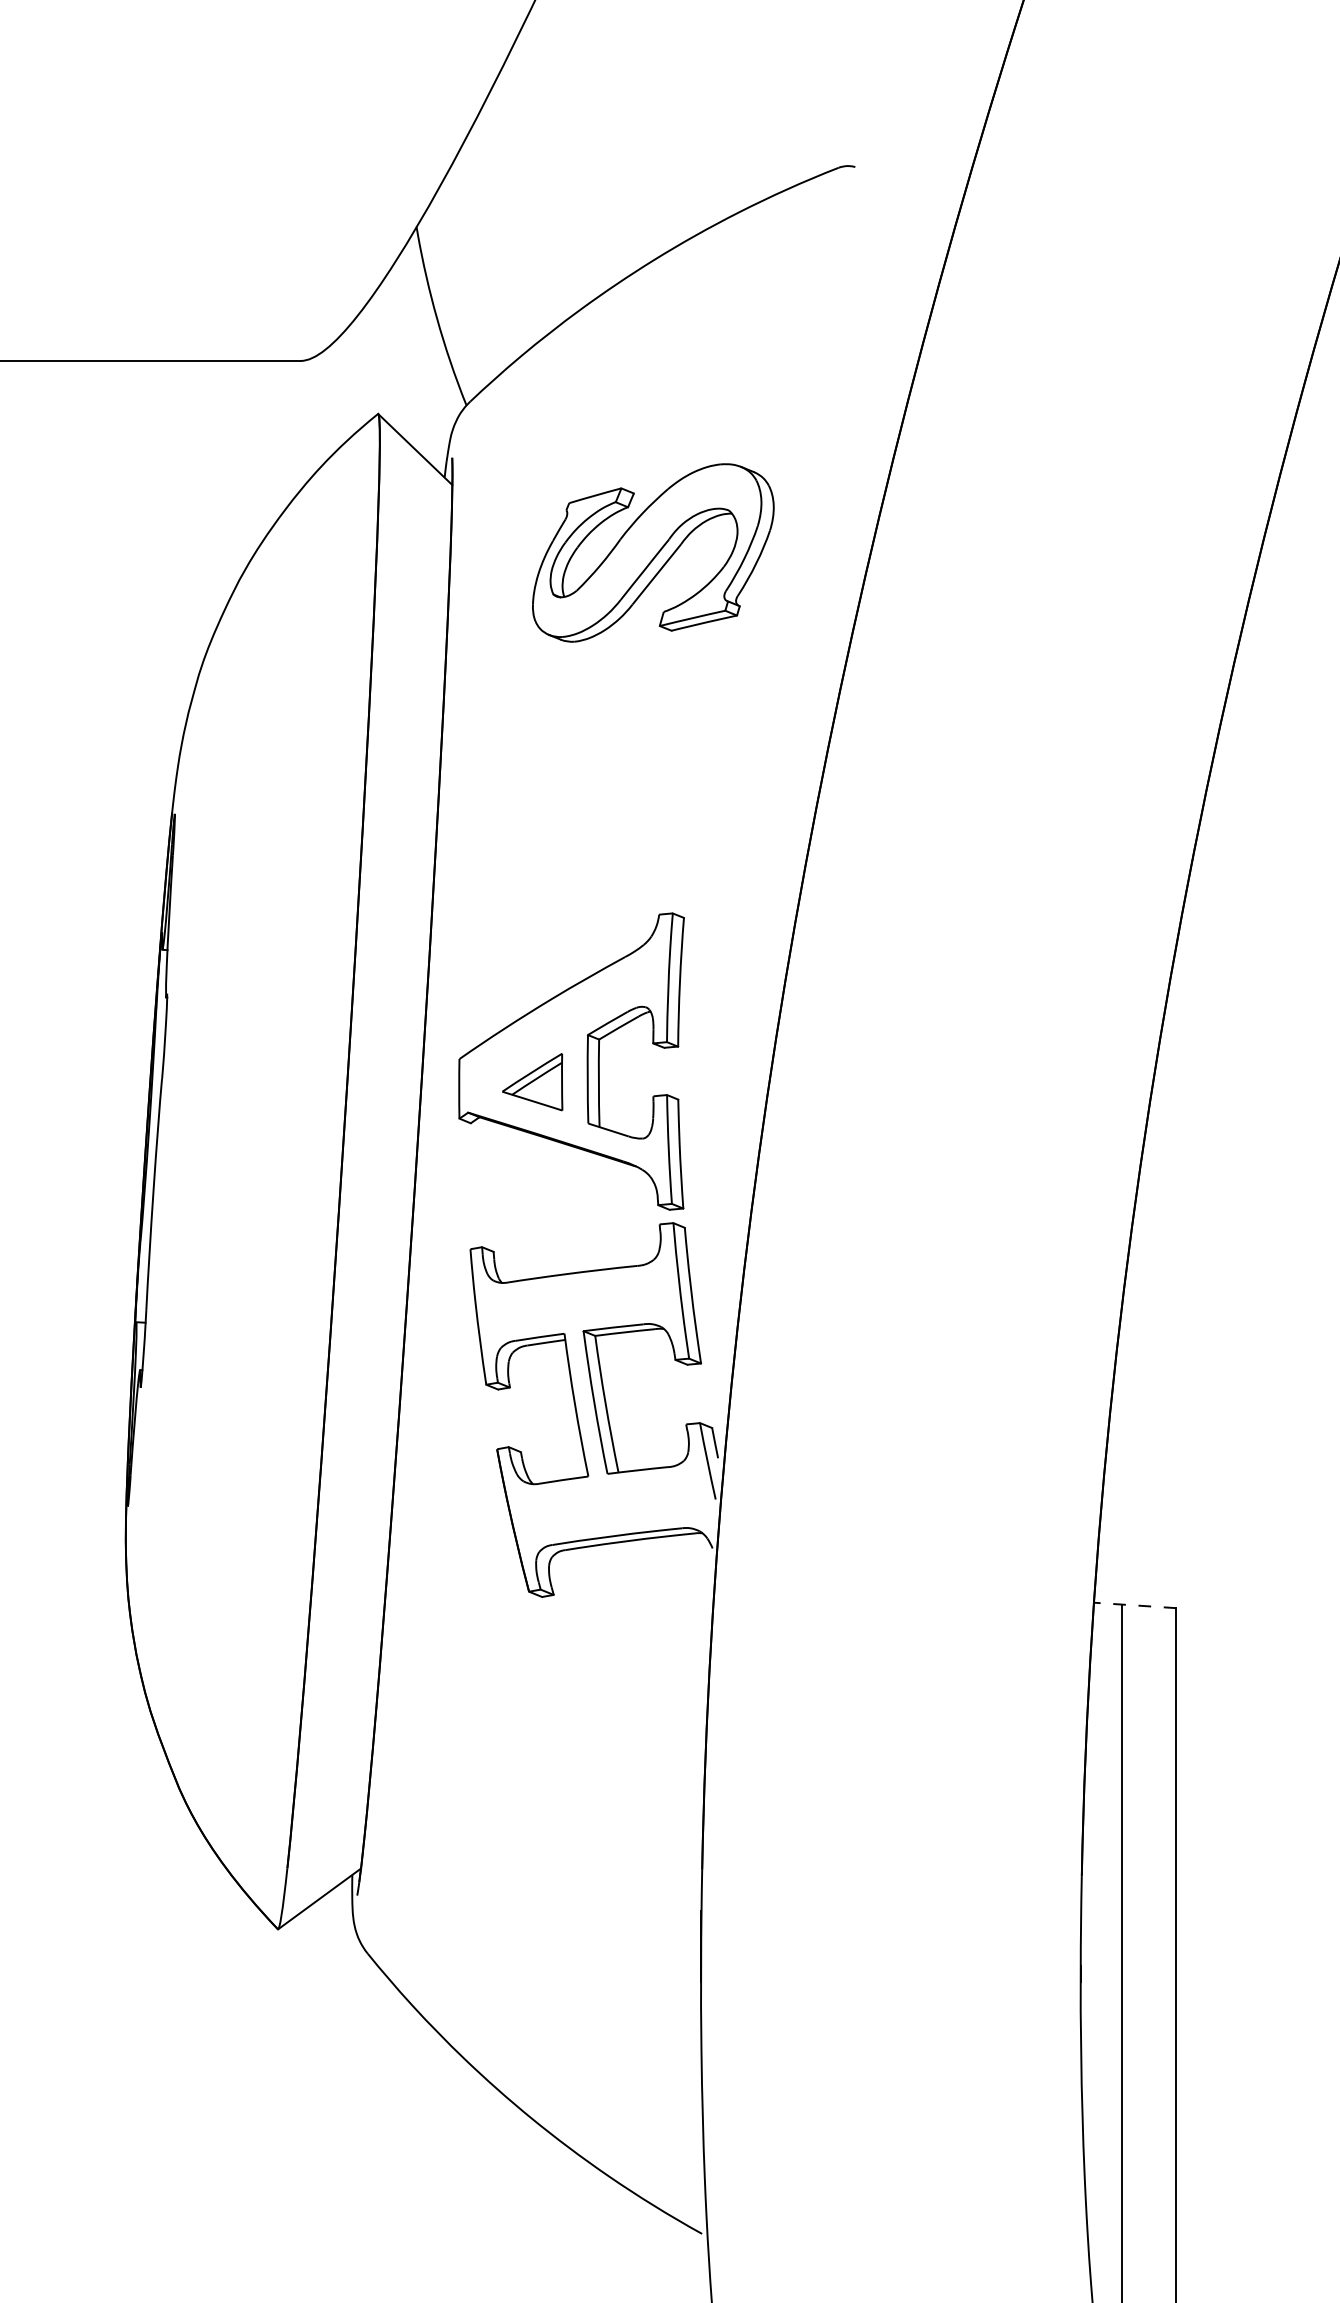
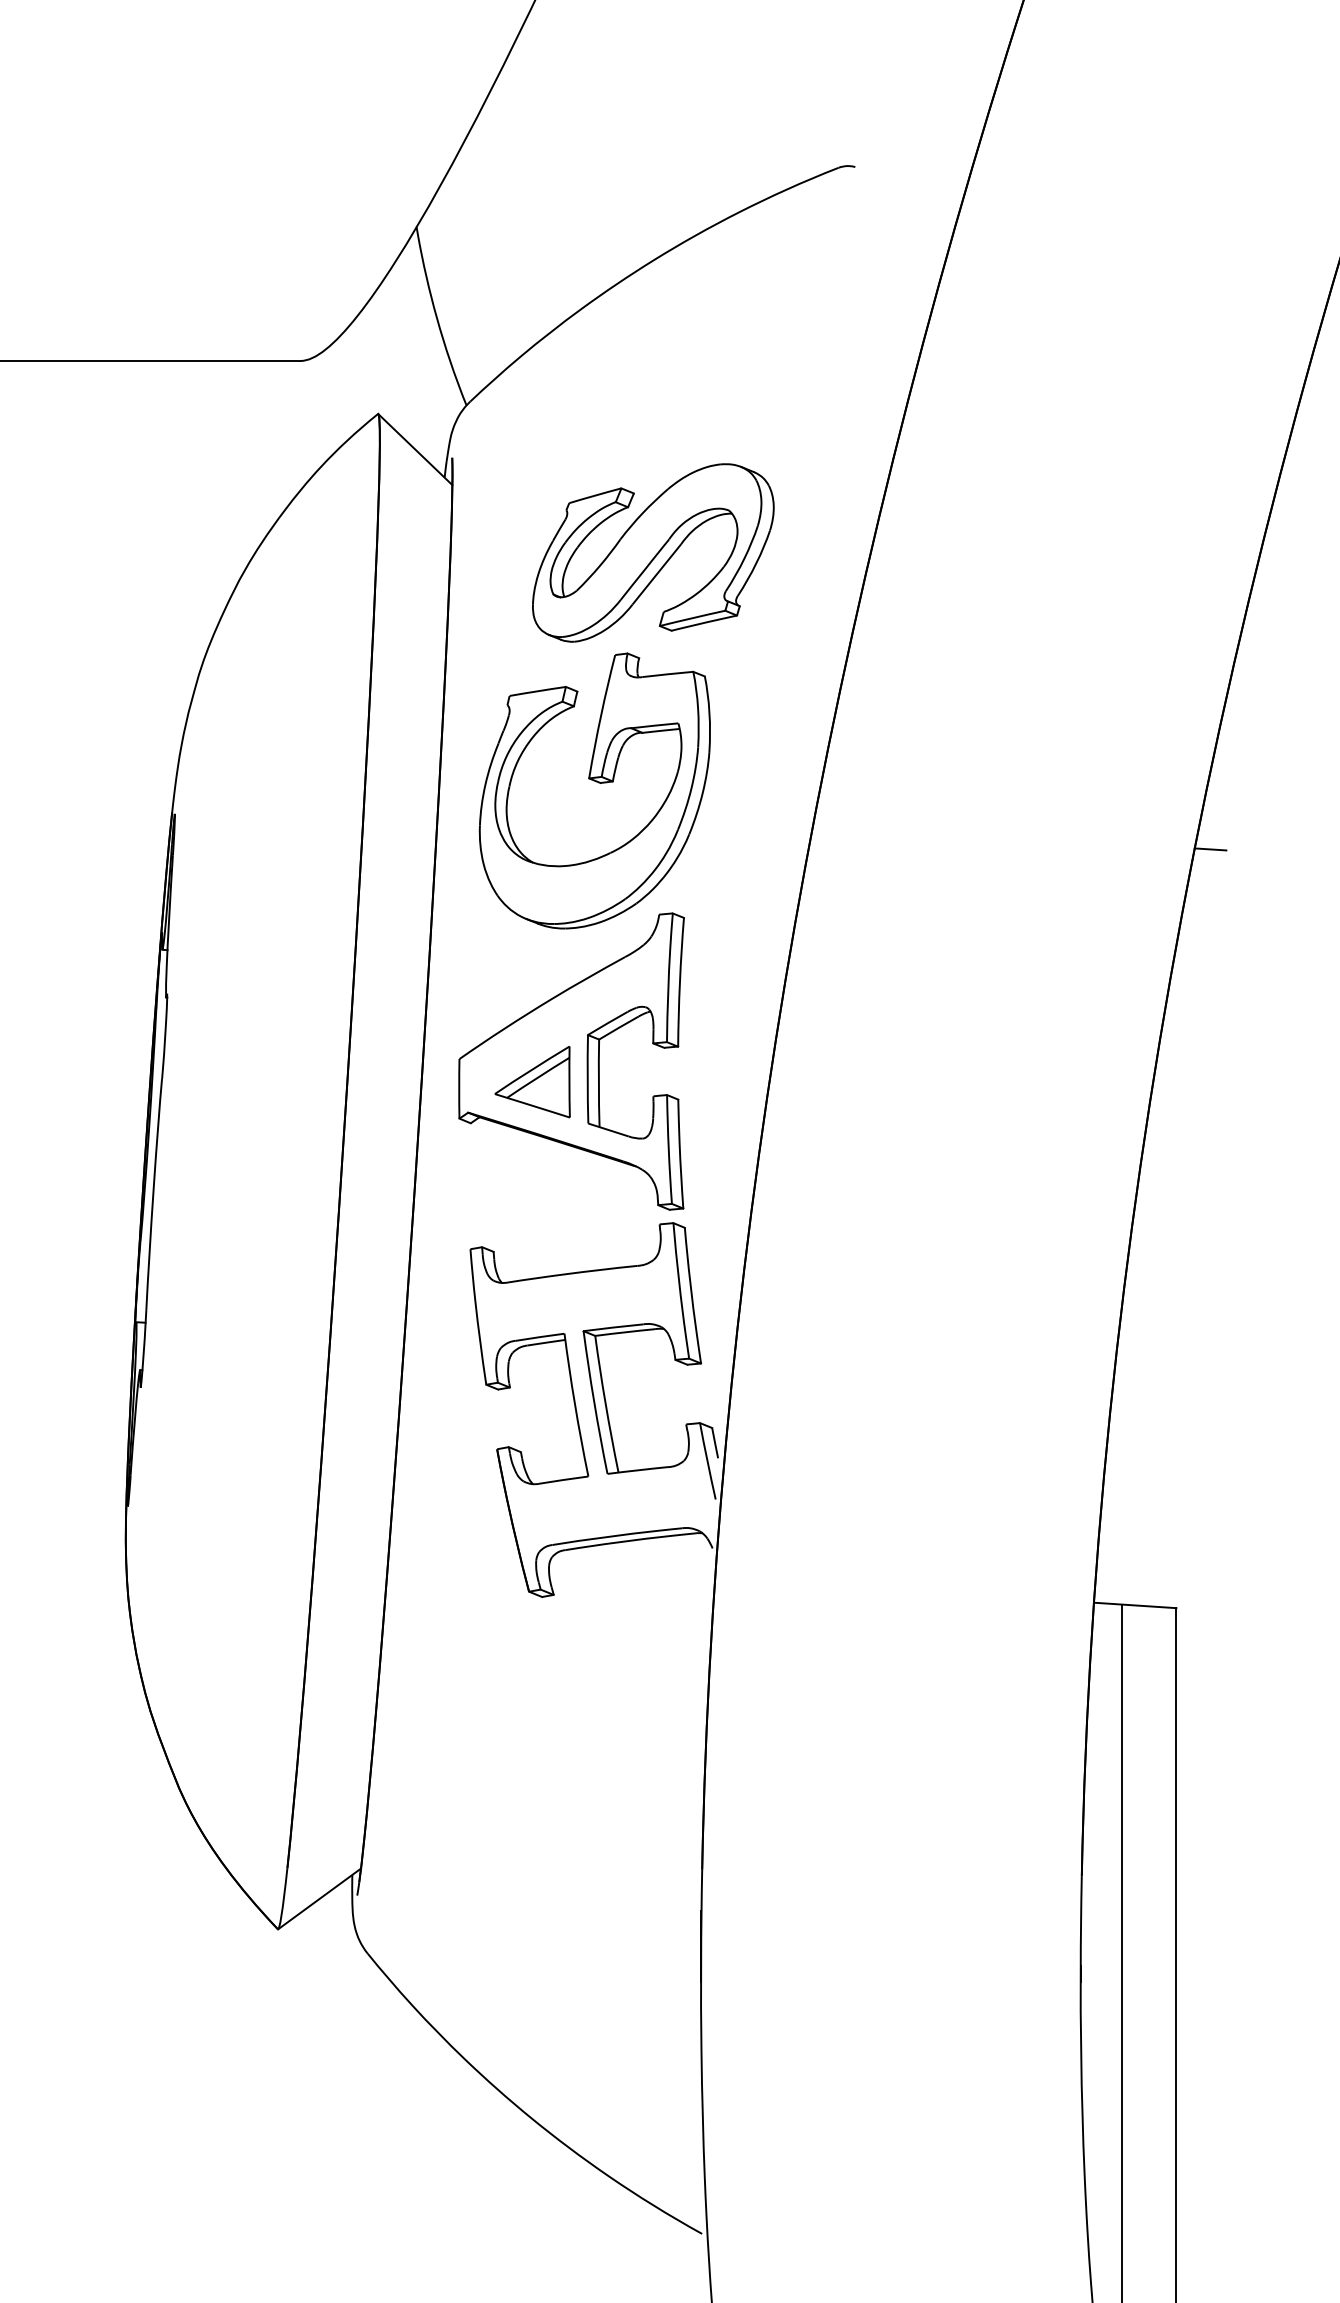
part: none -> present (598, 783)
line: none -> present (1210, 849)
part size: 62x59 px -> 77x73 px (532, 1082)
line: dashed -> solid (1134, 1605)
